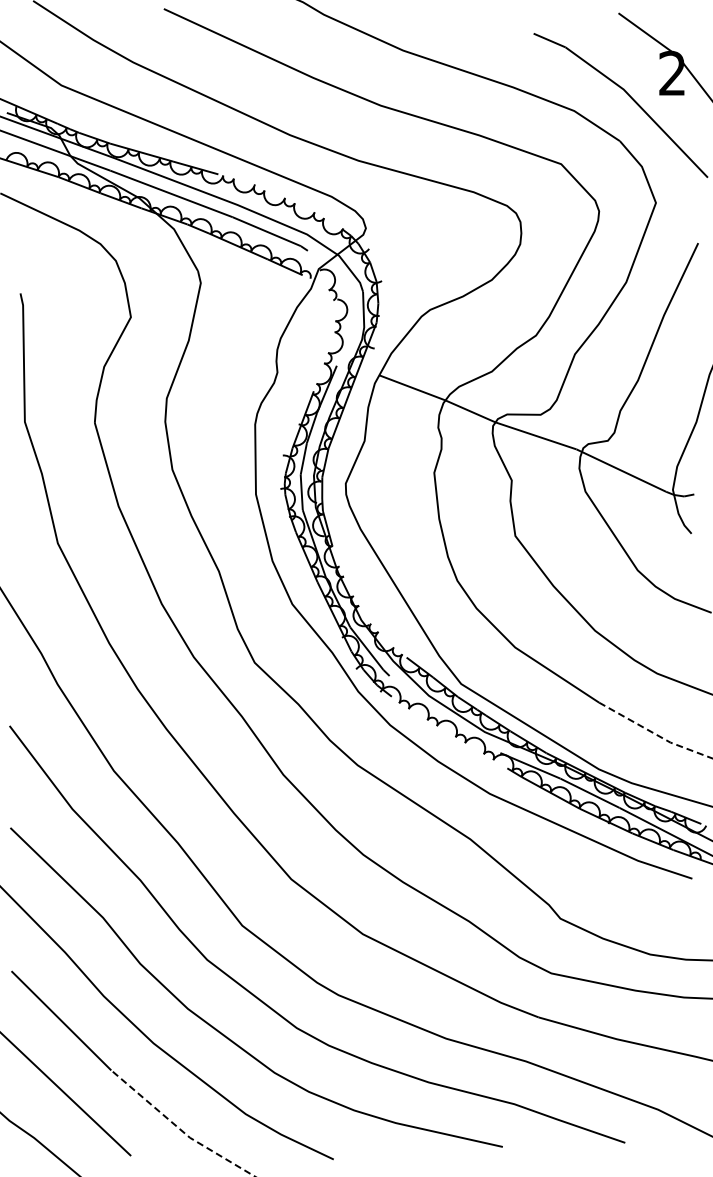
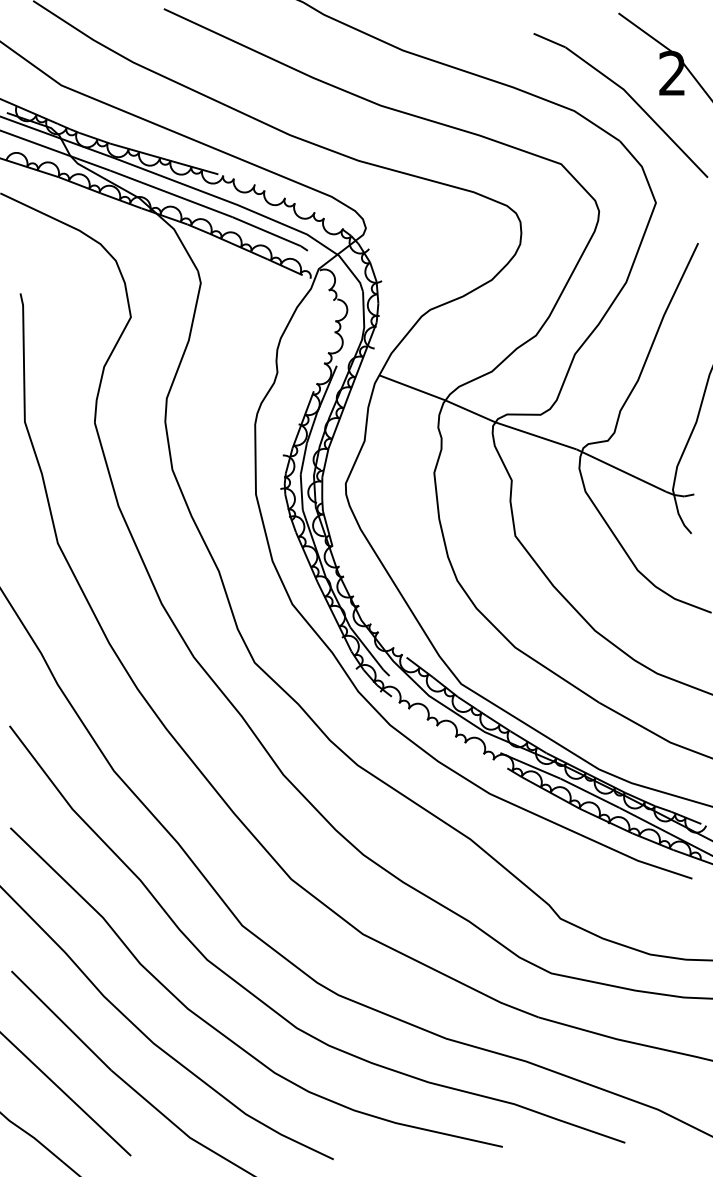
line: dashed -> solid (654, 733)
line: dashed -> solid (179, 1128)
